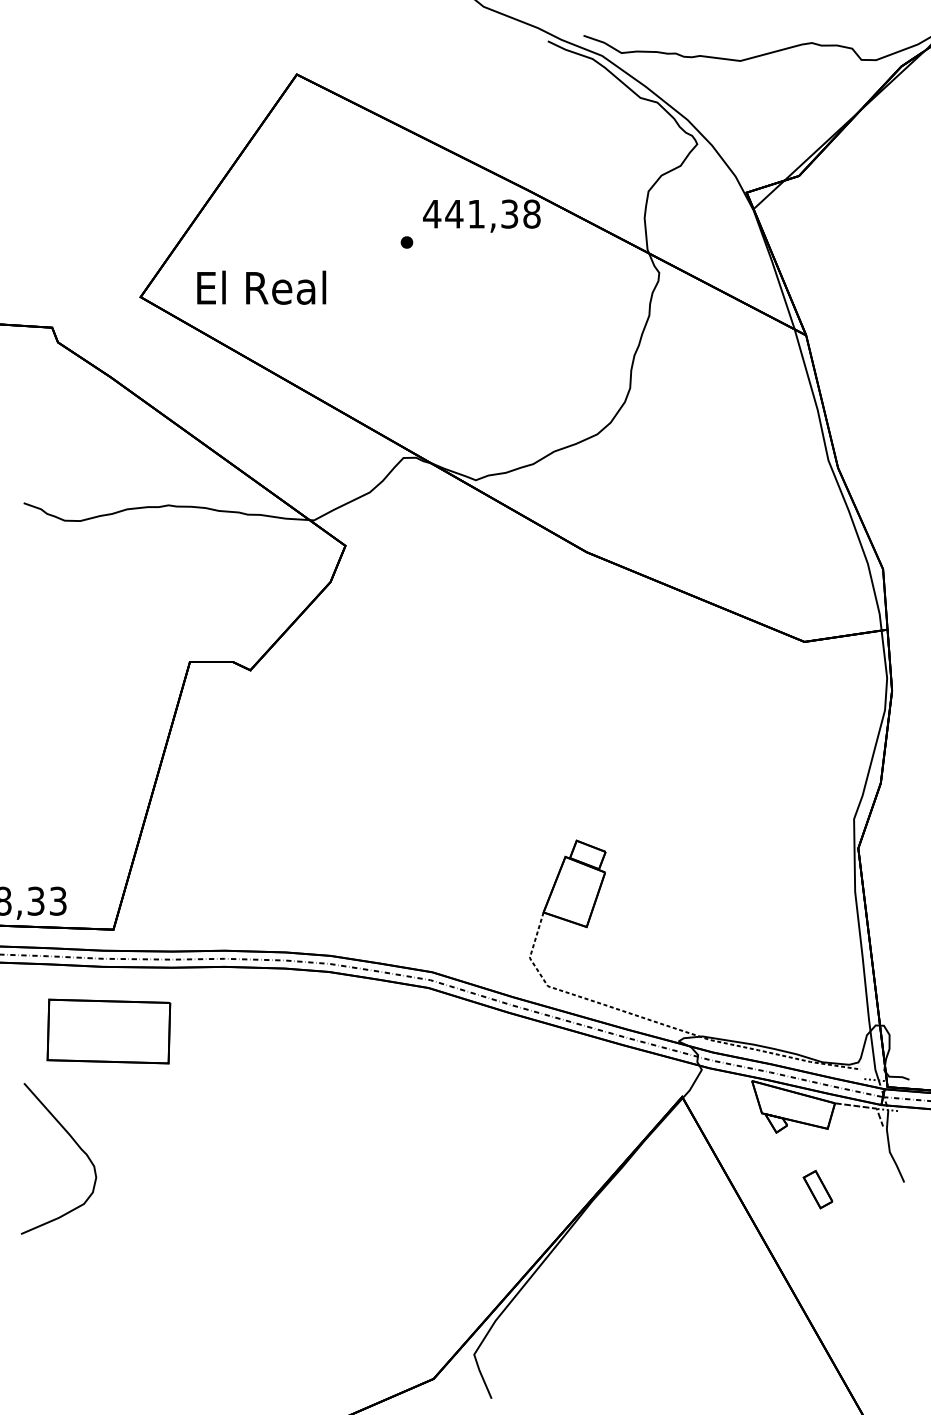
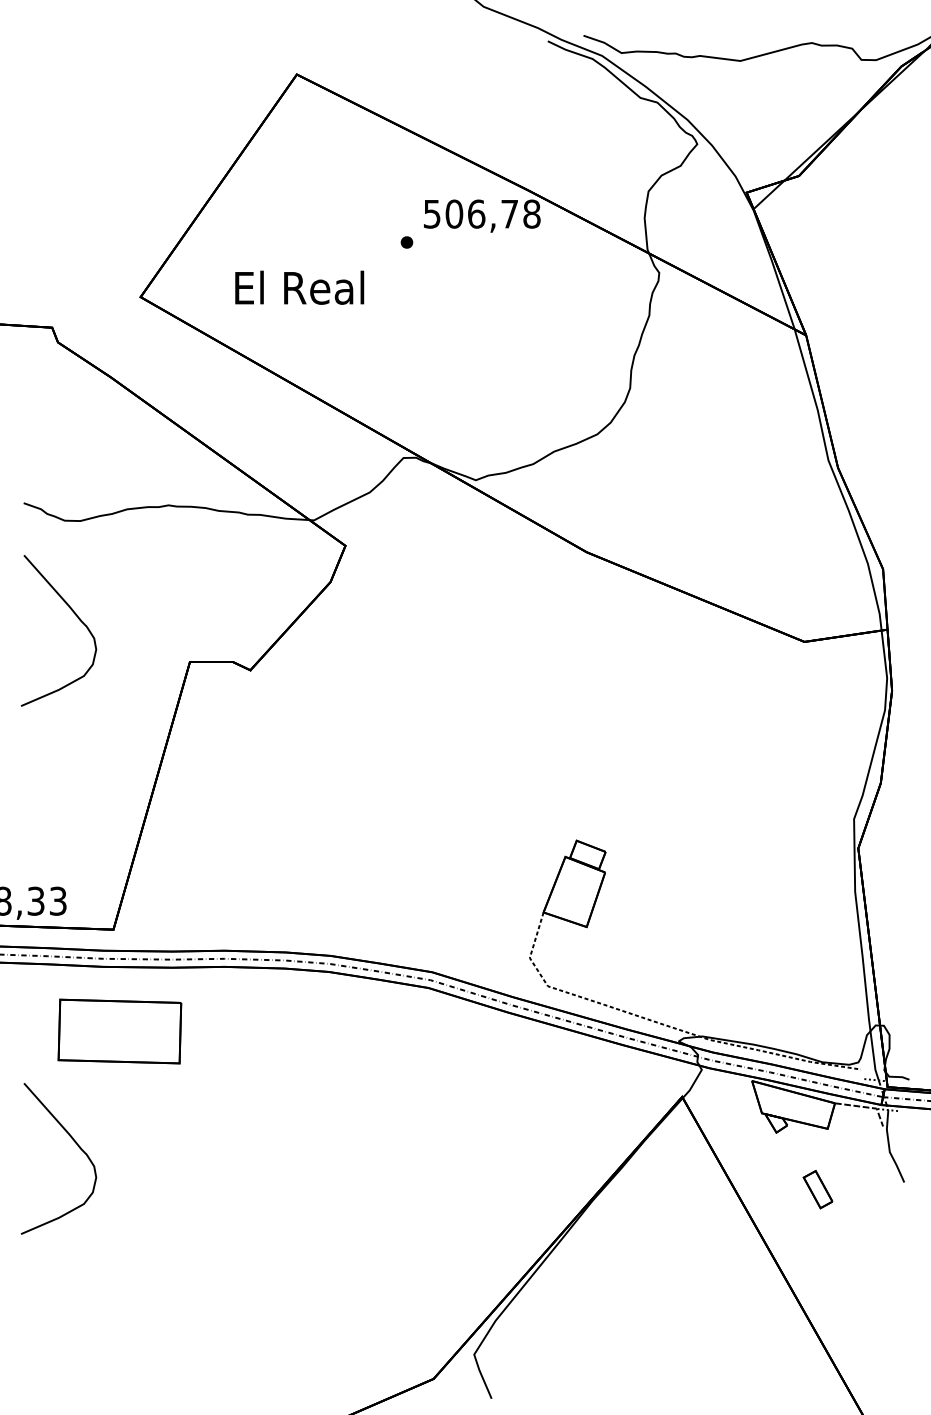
text: 441,38 -> 506,78 (470, 213)
text position: (261, 287) -> (299, 287) (299, 287)
curve: none -> present (77, 618)
part position: (108, 1031) -> (119, 1031) (119, 1031)
